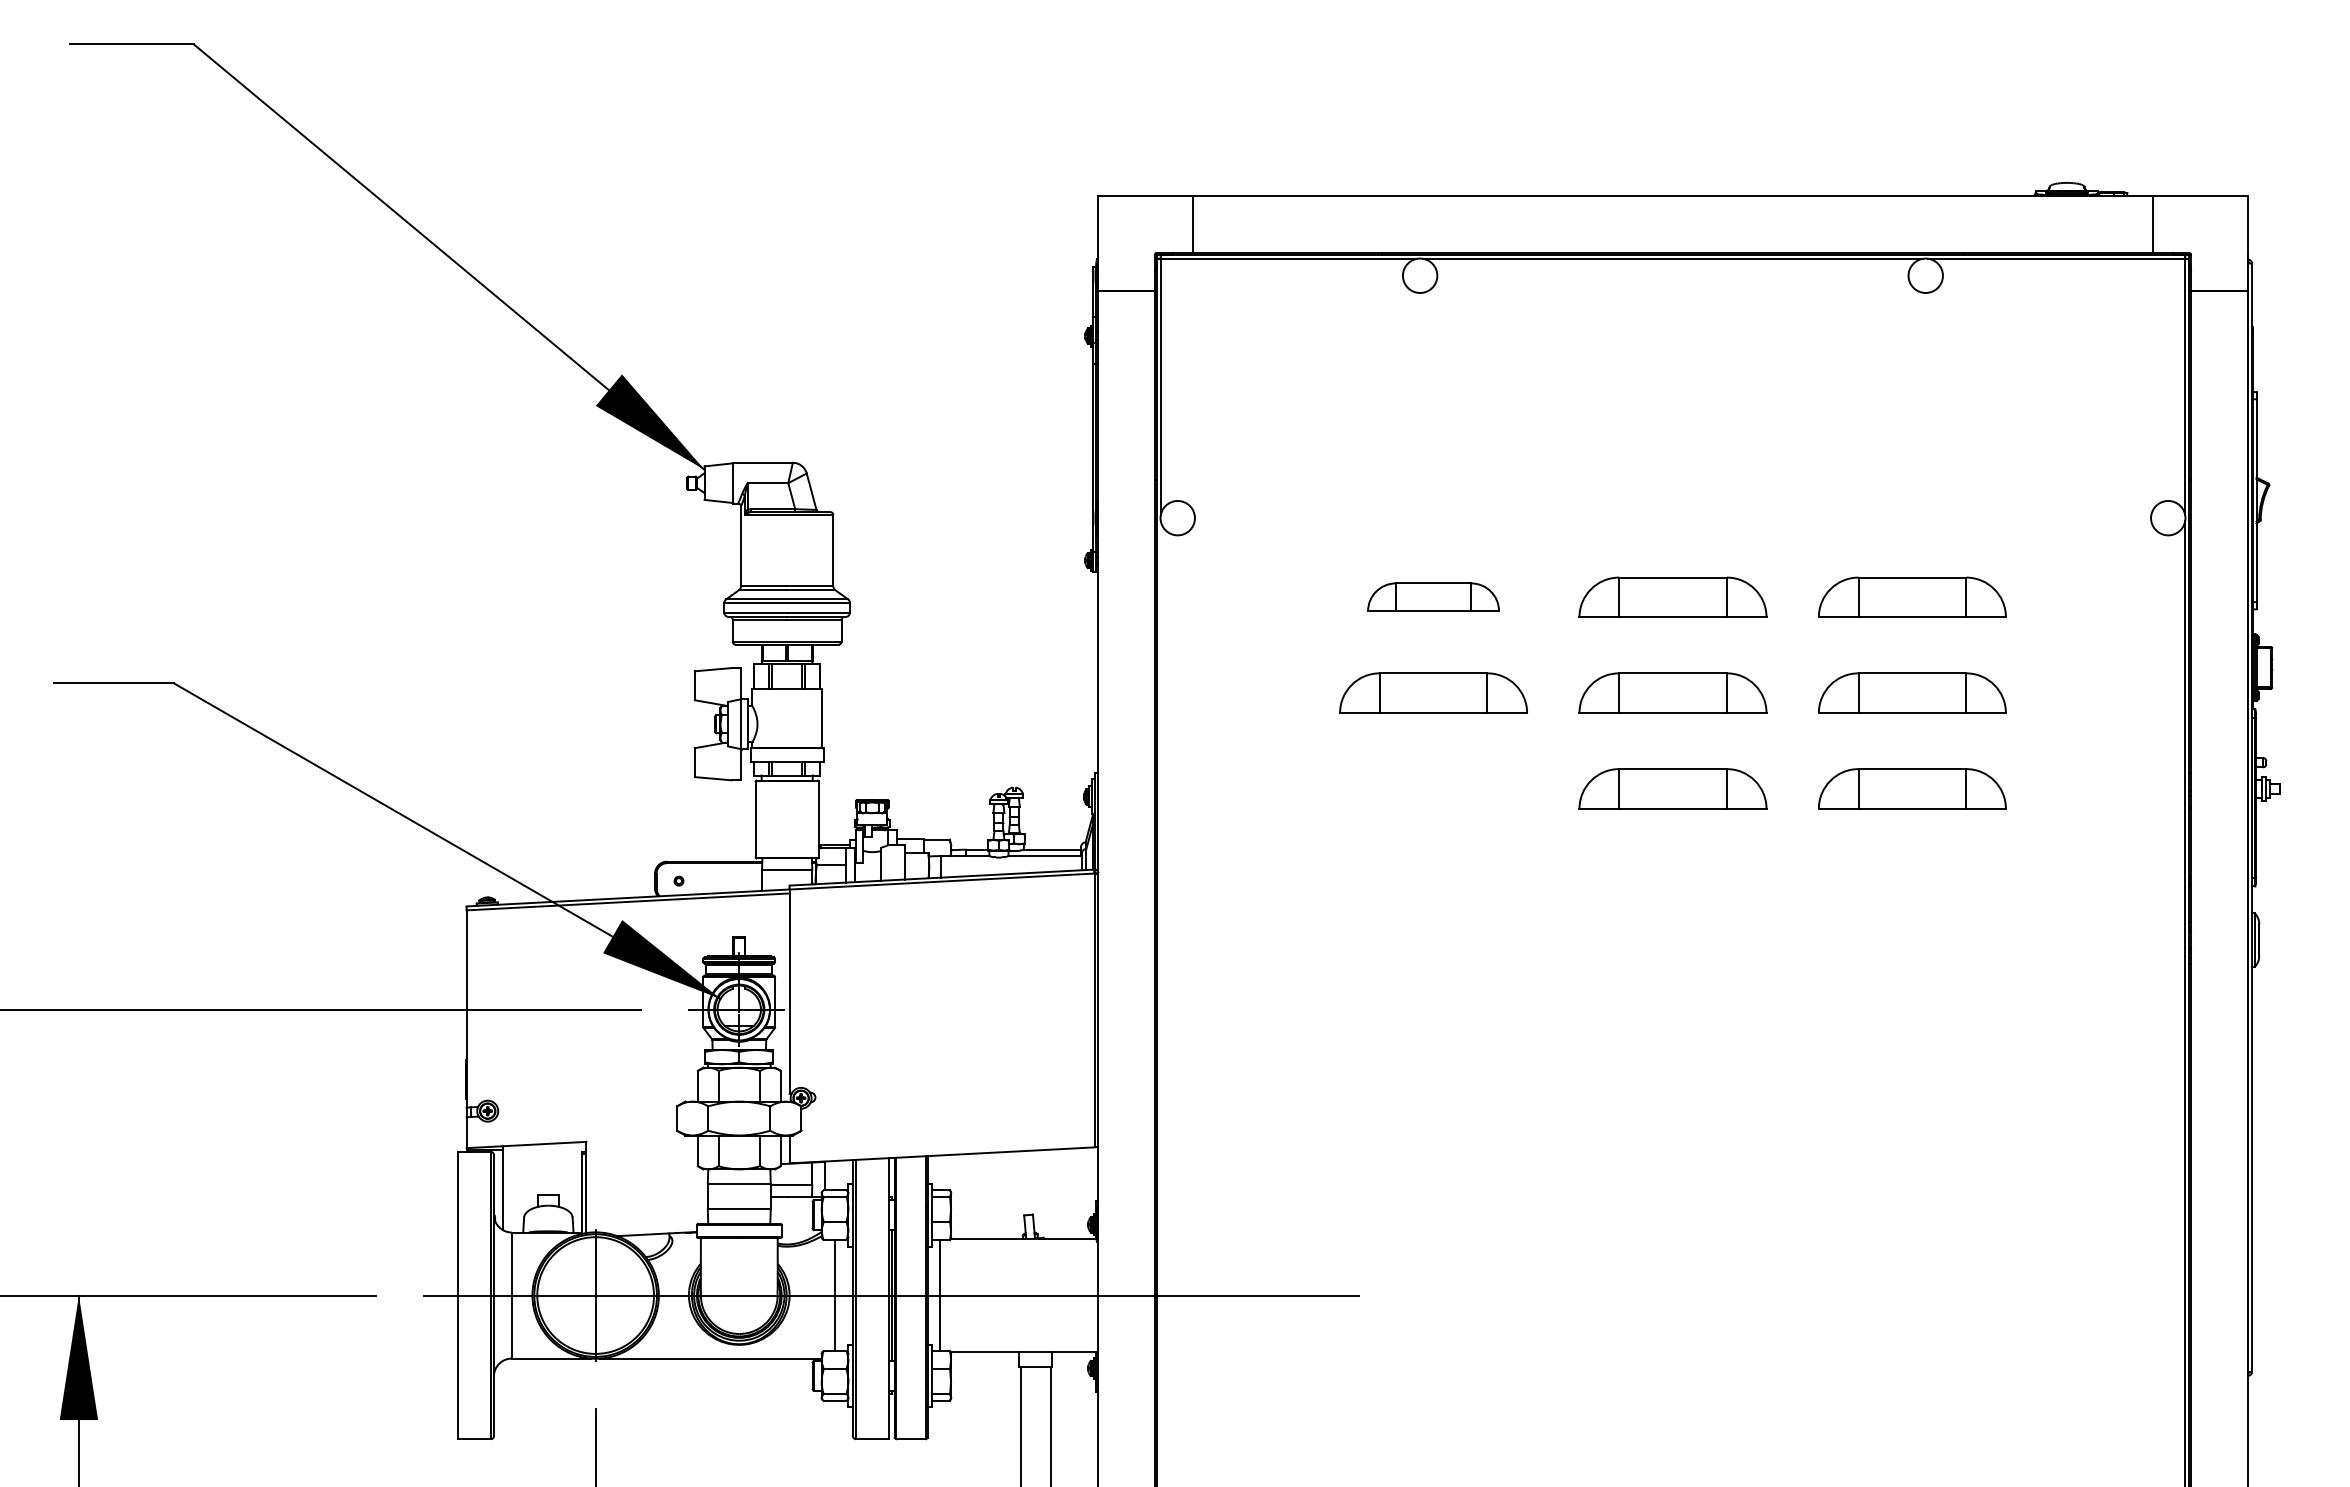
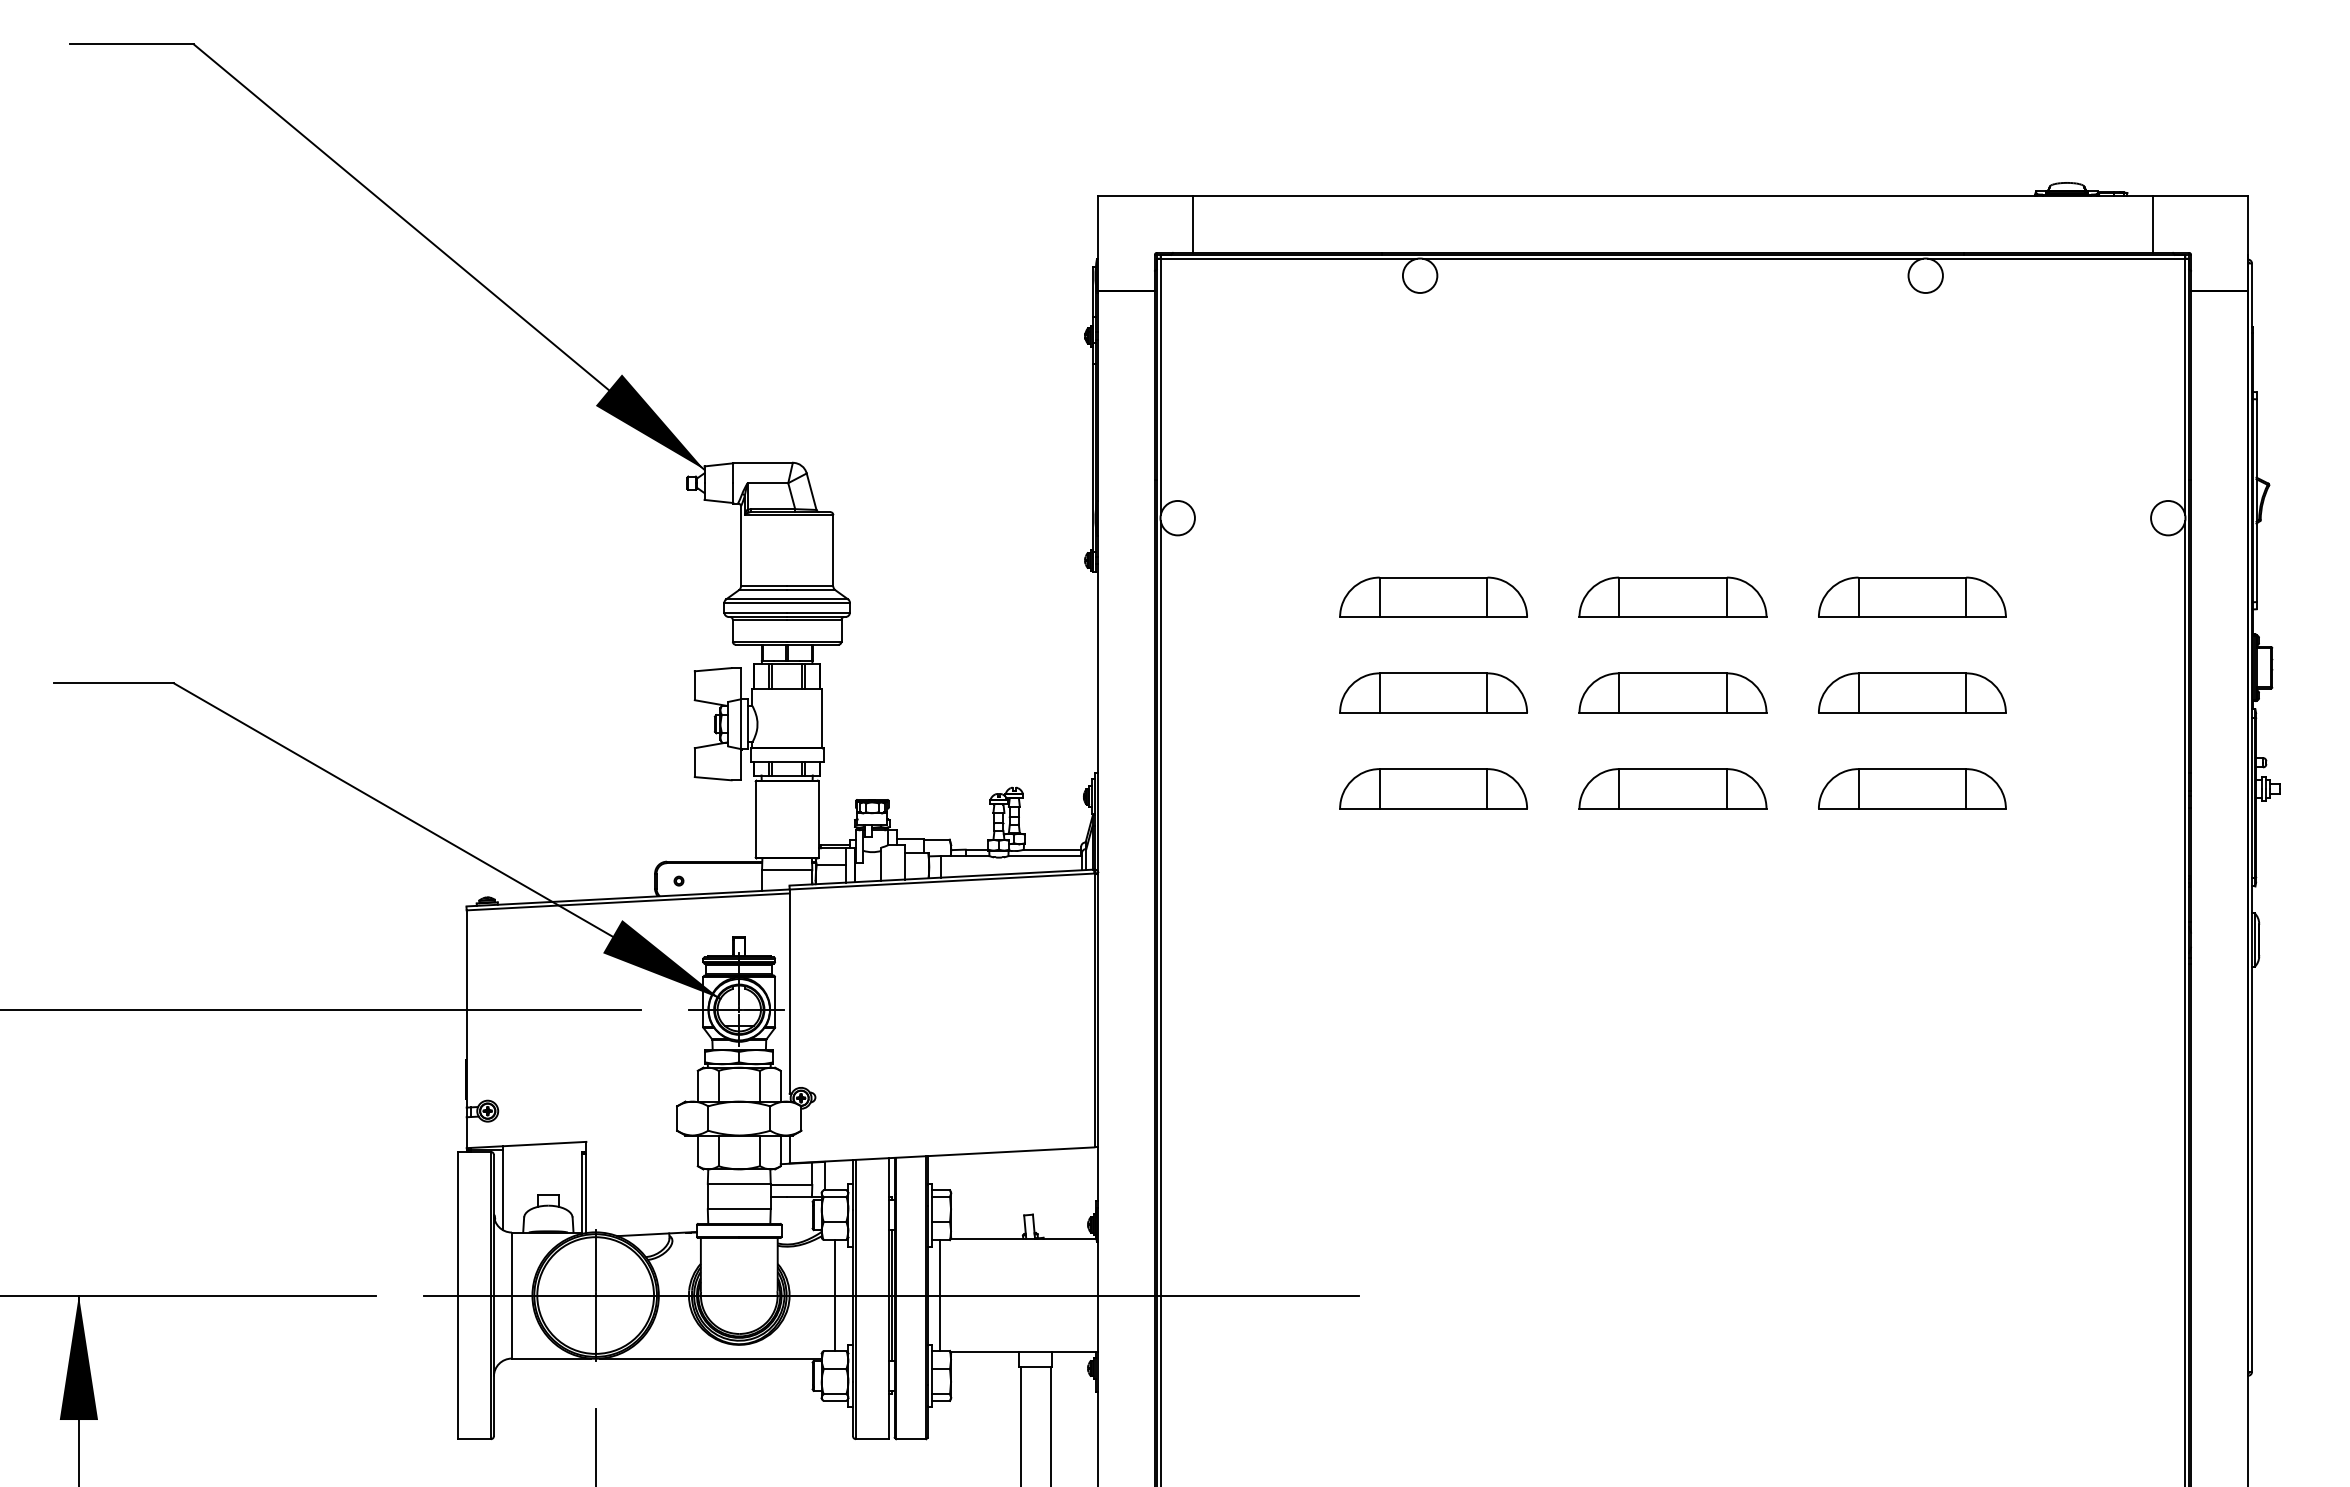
part size: 133x30 px -> 189x42 px (1433, 596)
part: none -> present (1433, 788)
line: none -> present (1160, 1001)
